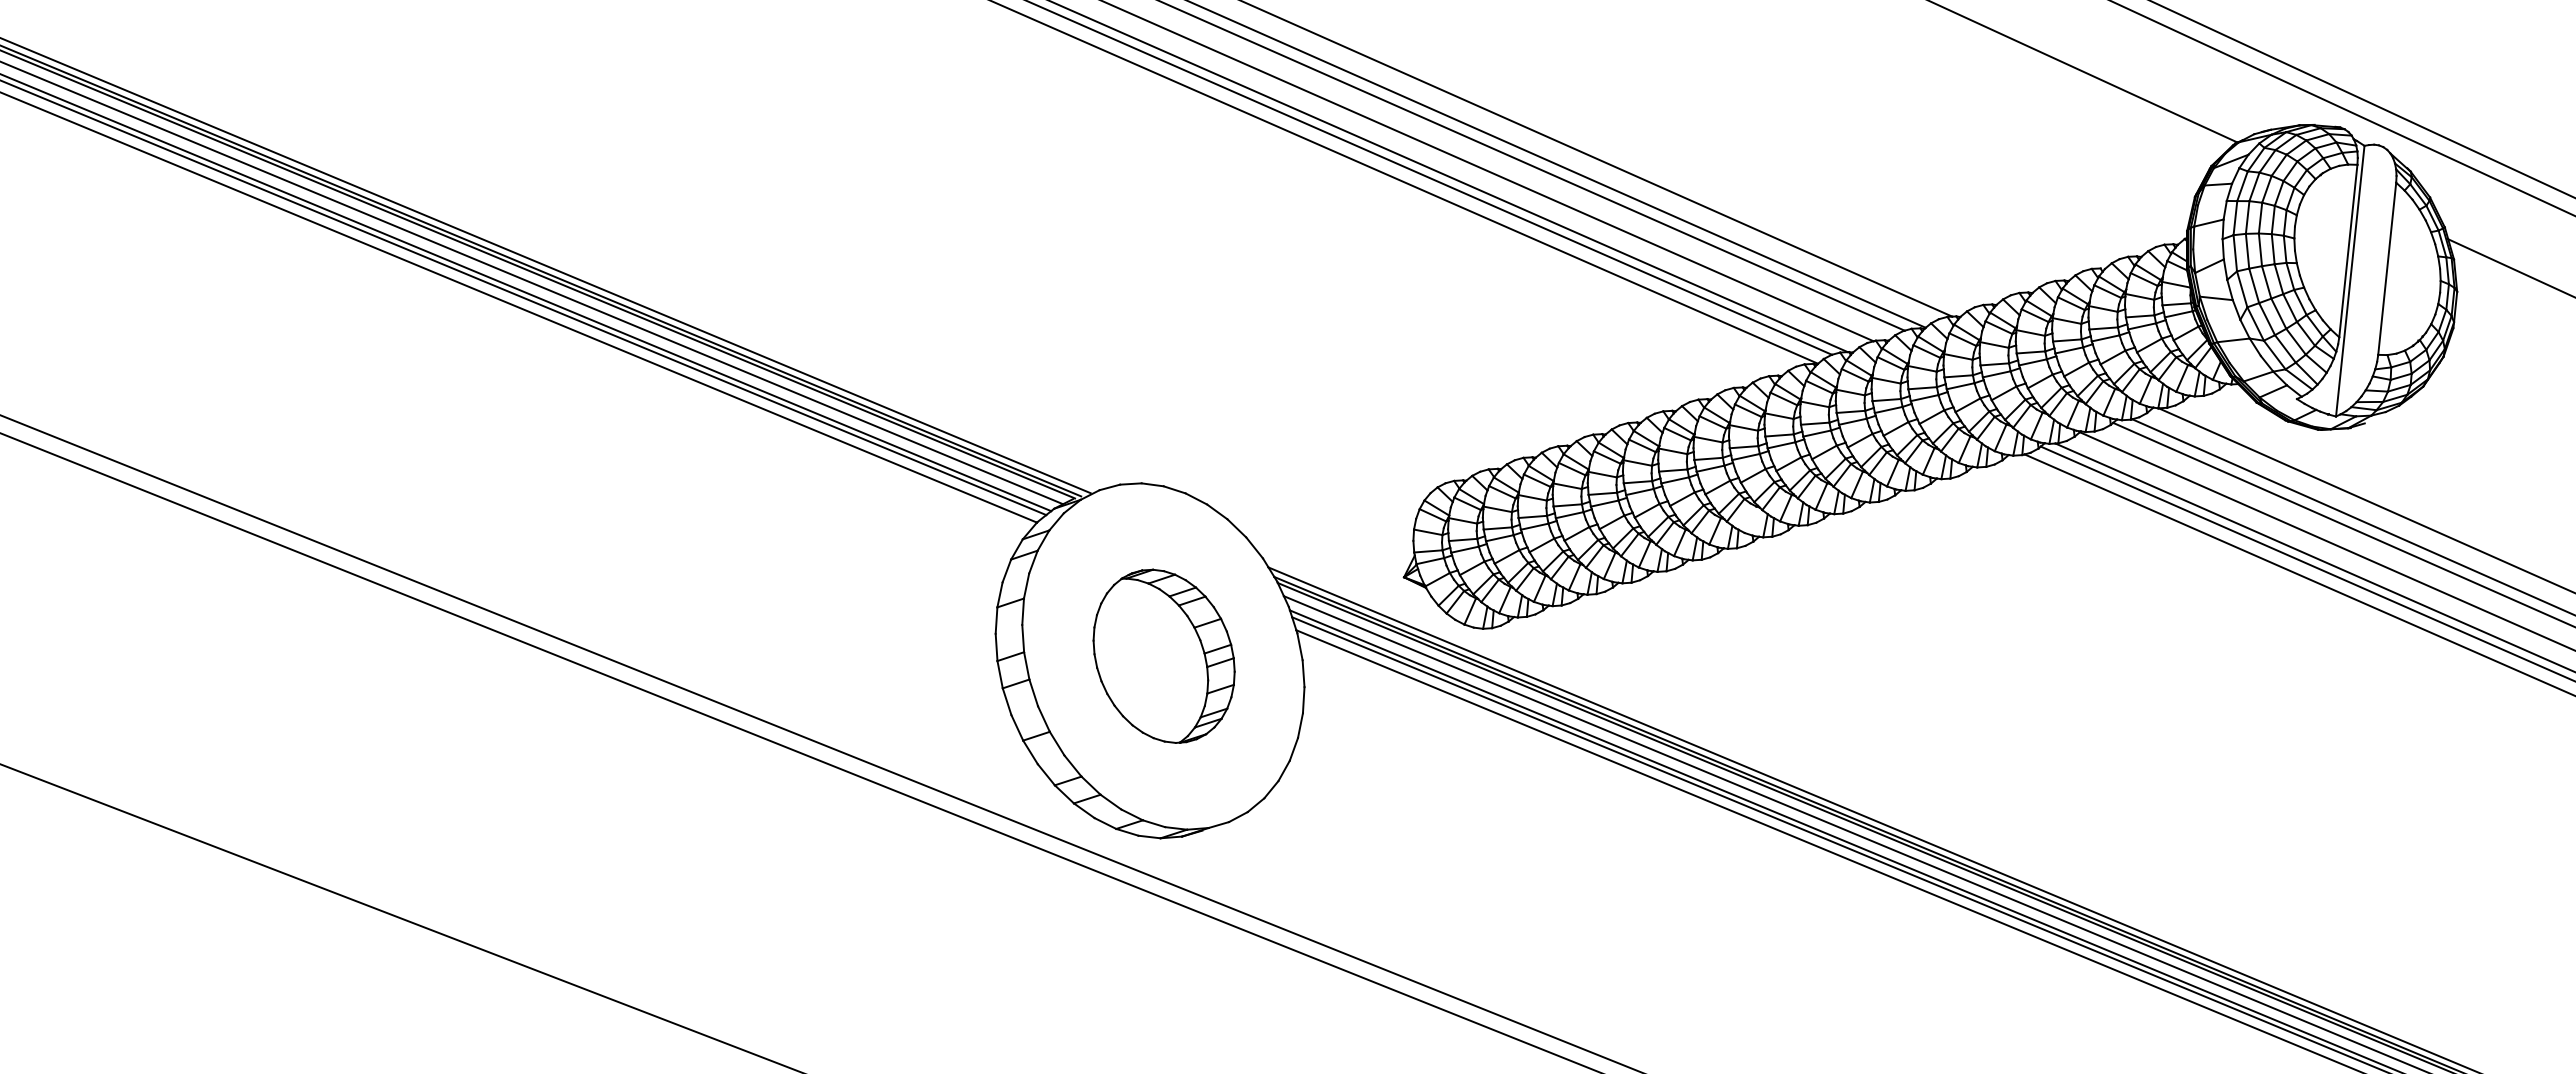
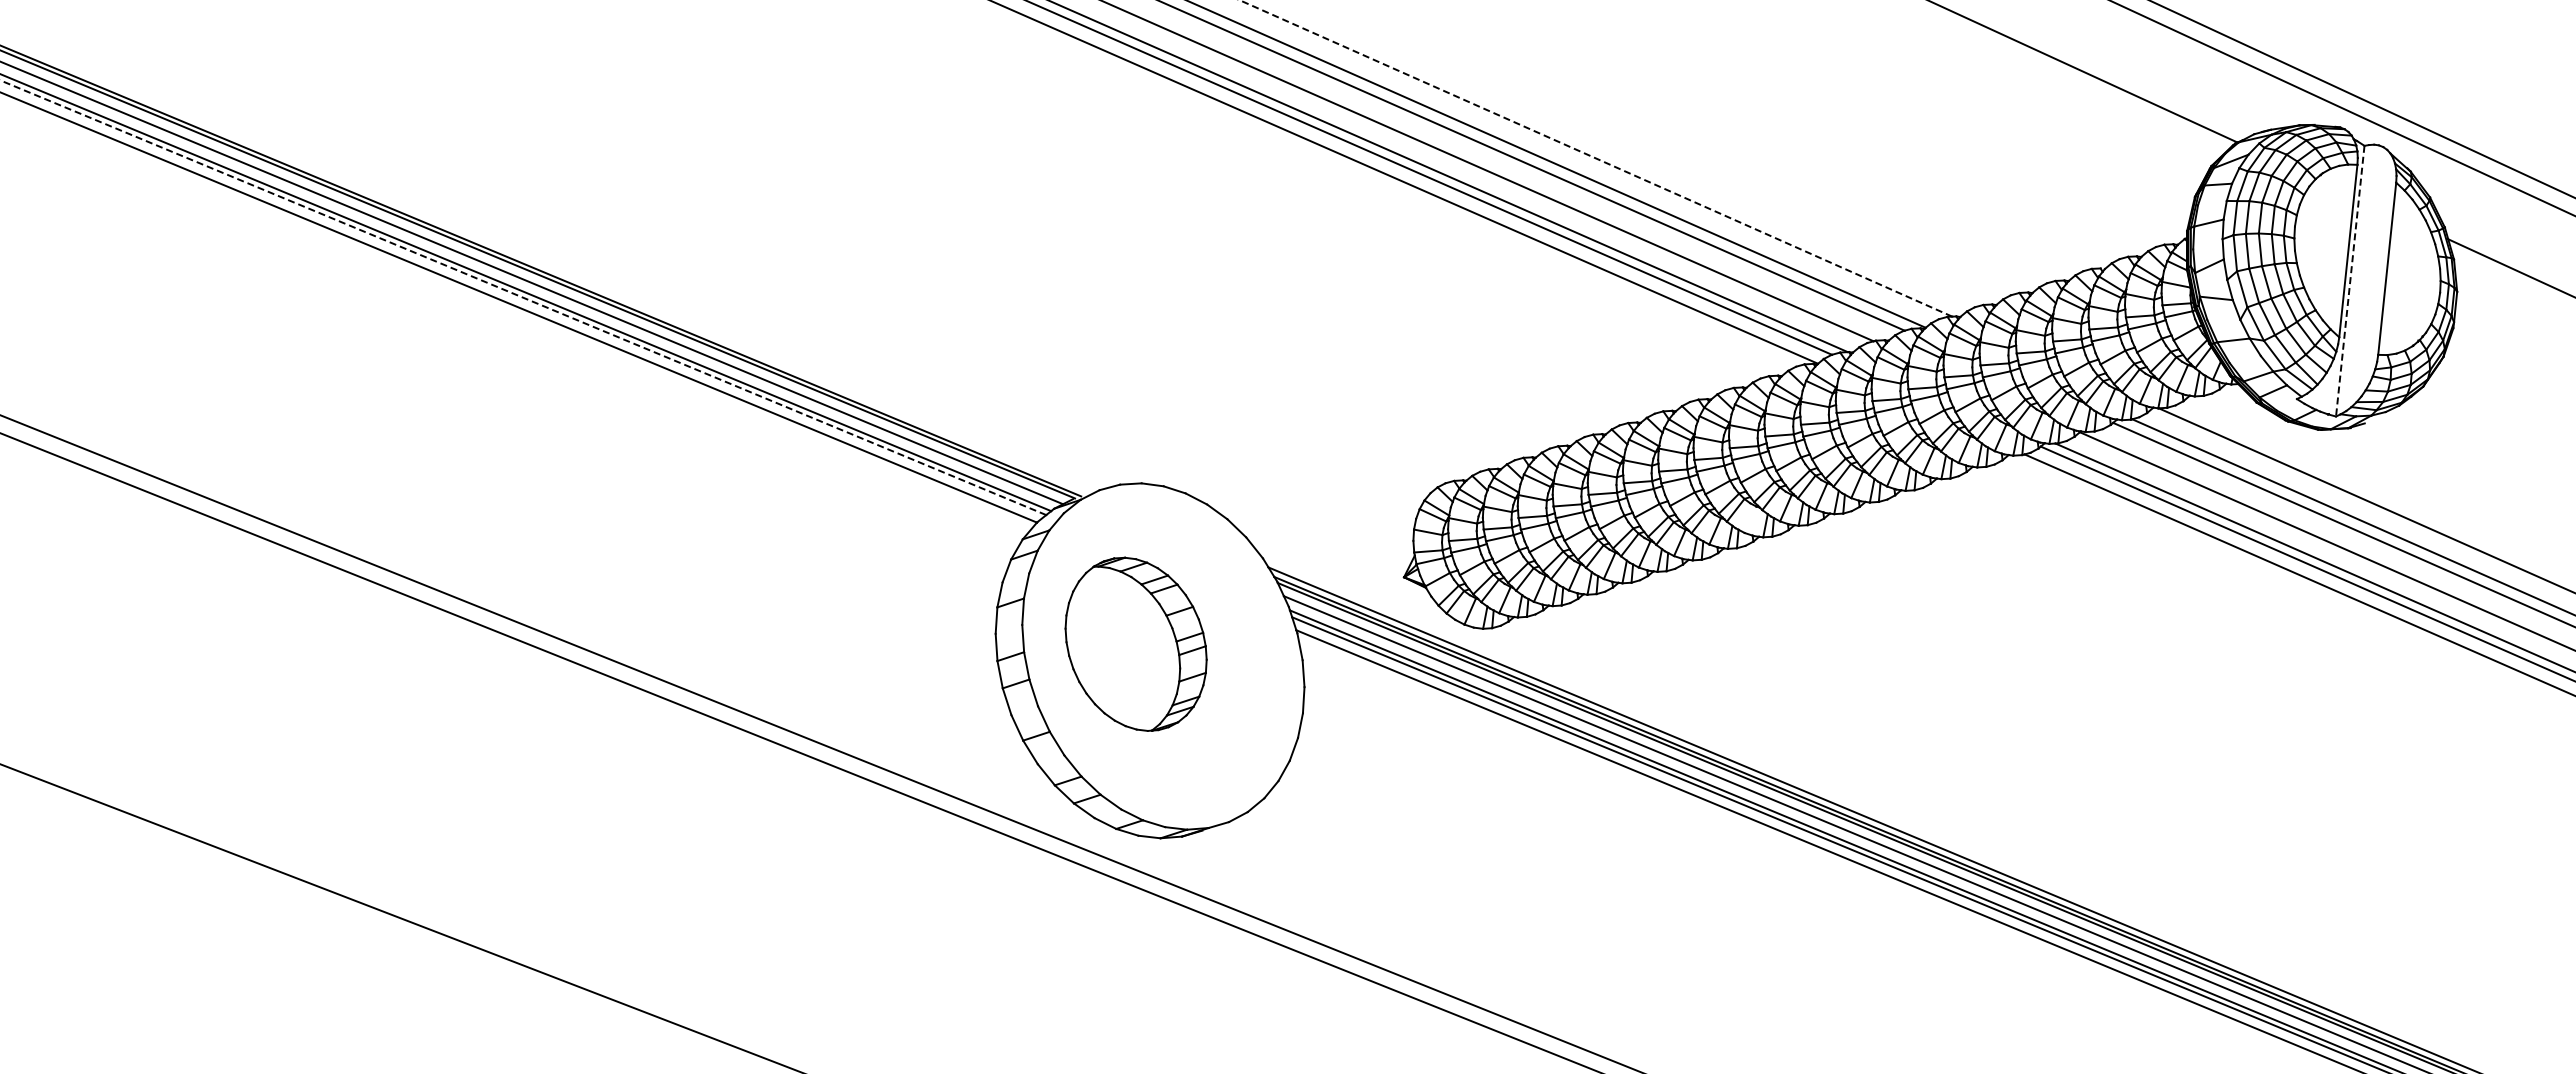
line: solid -> dashed (1595, 158)
line: present -> none (546, 265)
line: solid -> dashed (2350, 281)
line: solid -> dashed (522, 297)
part position: (1163, 655) -> (1135, 643) (1135, 643)
